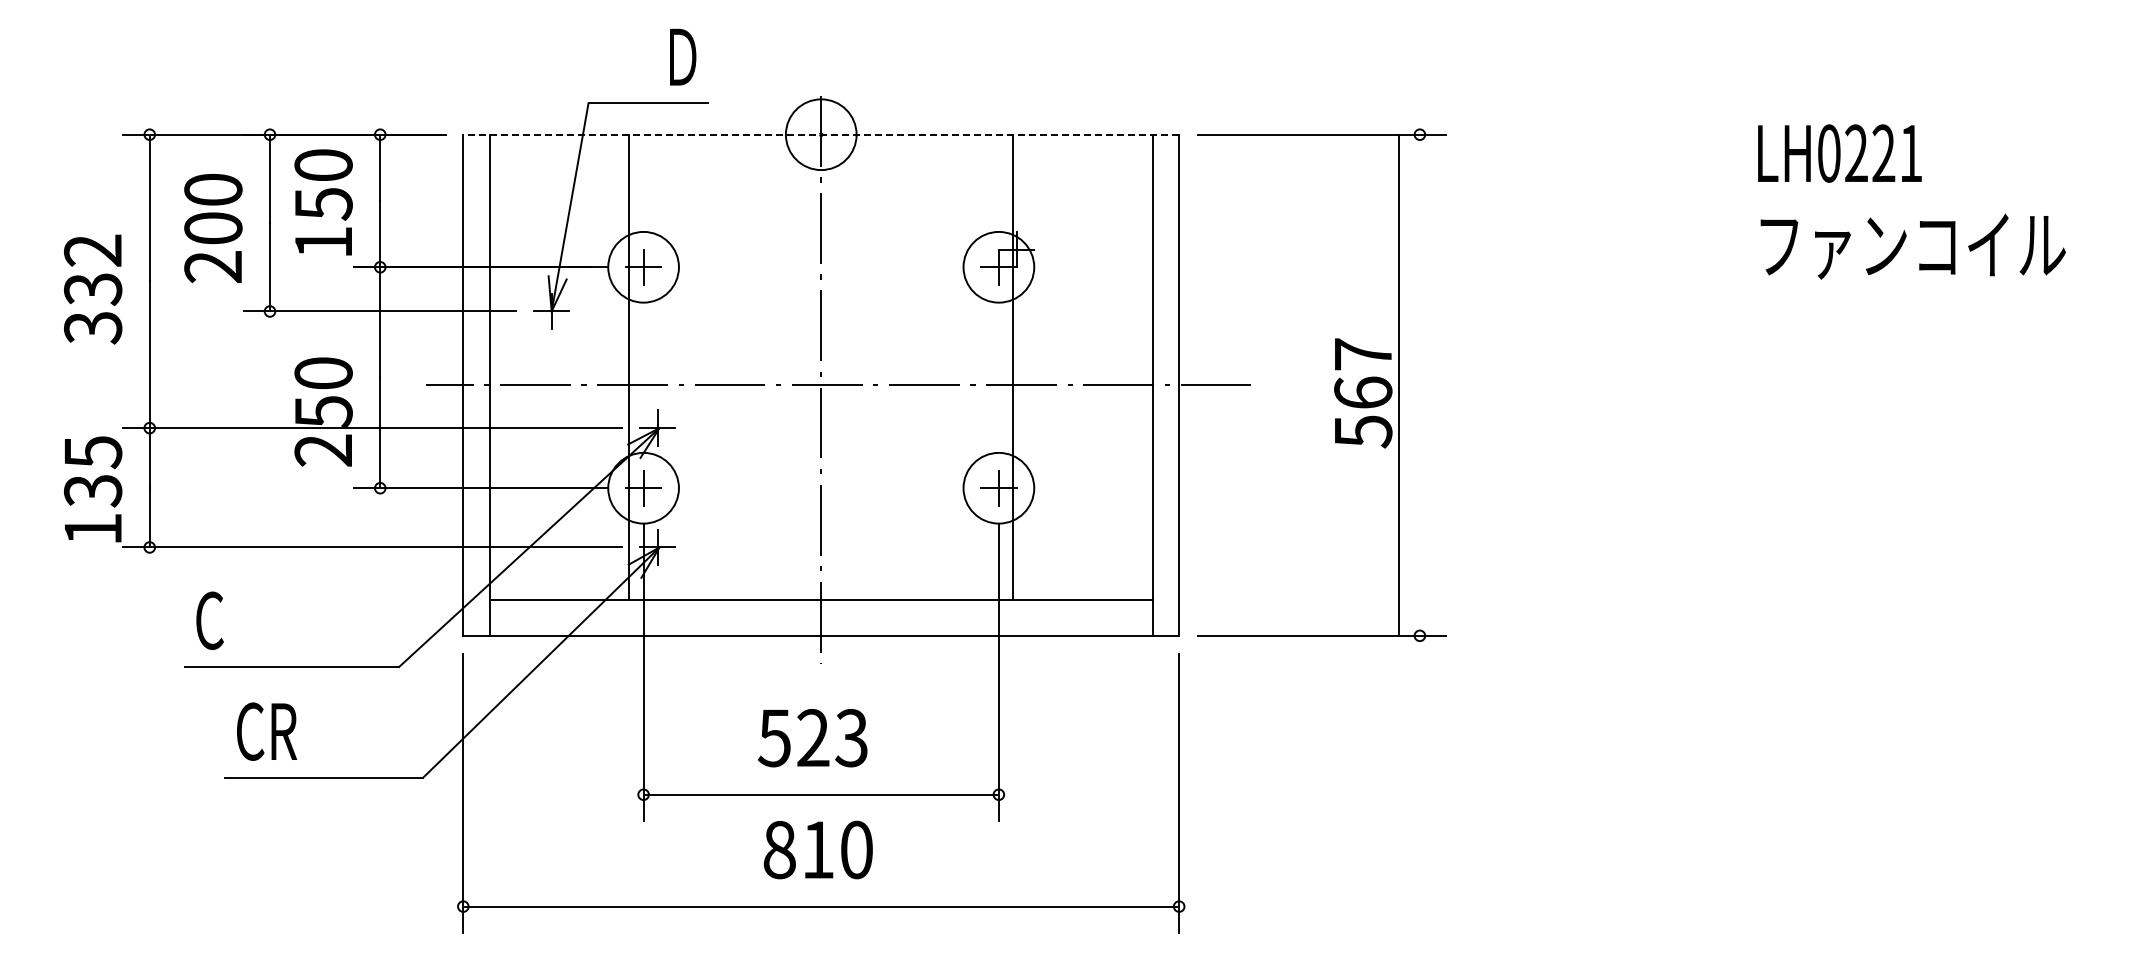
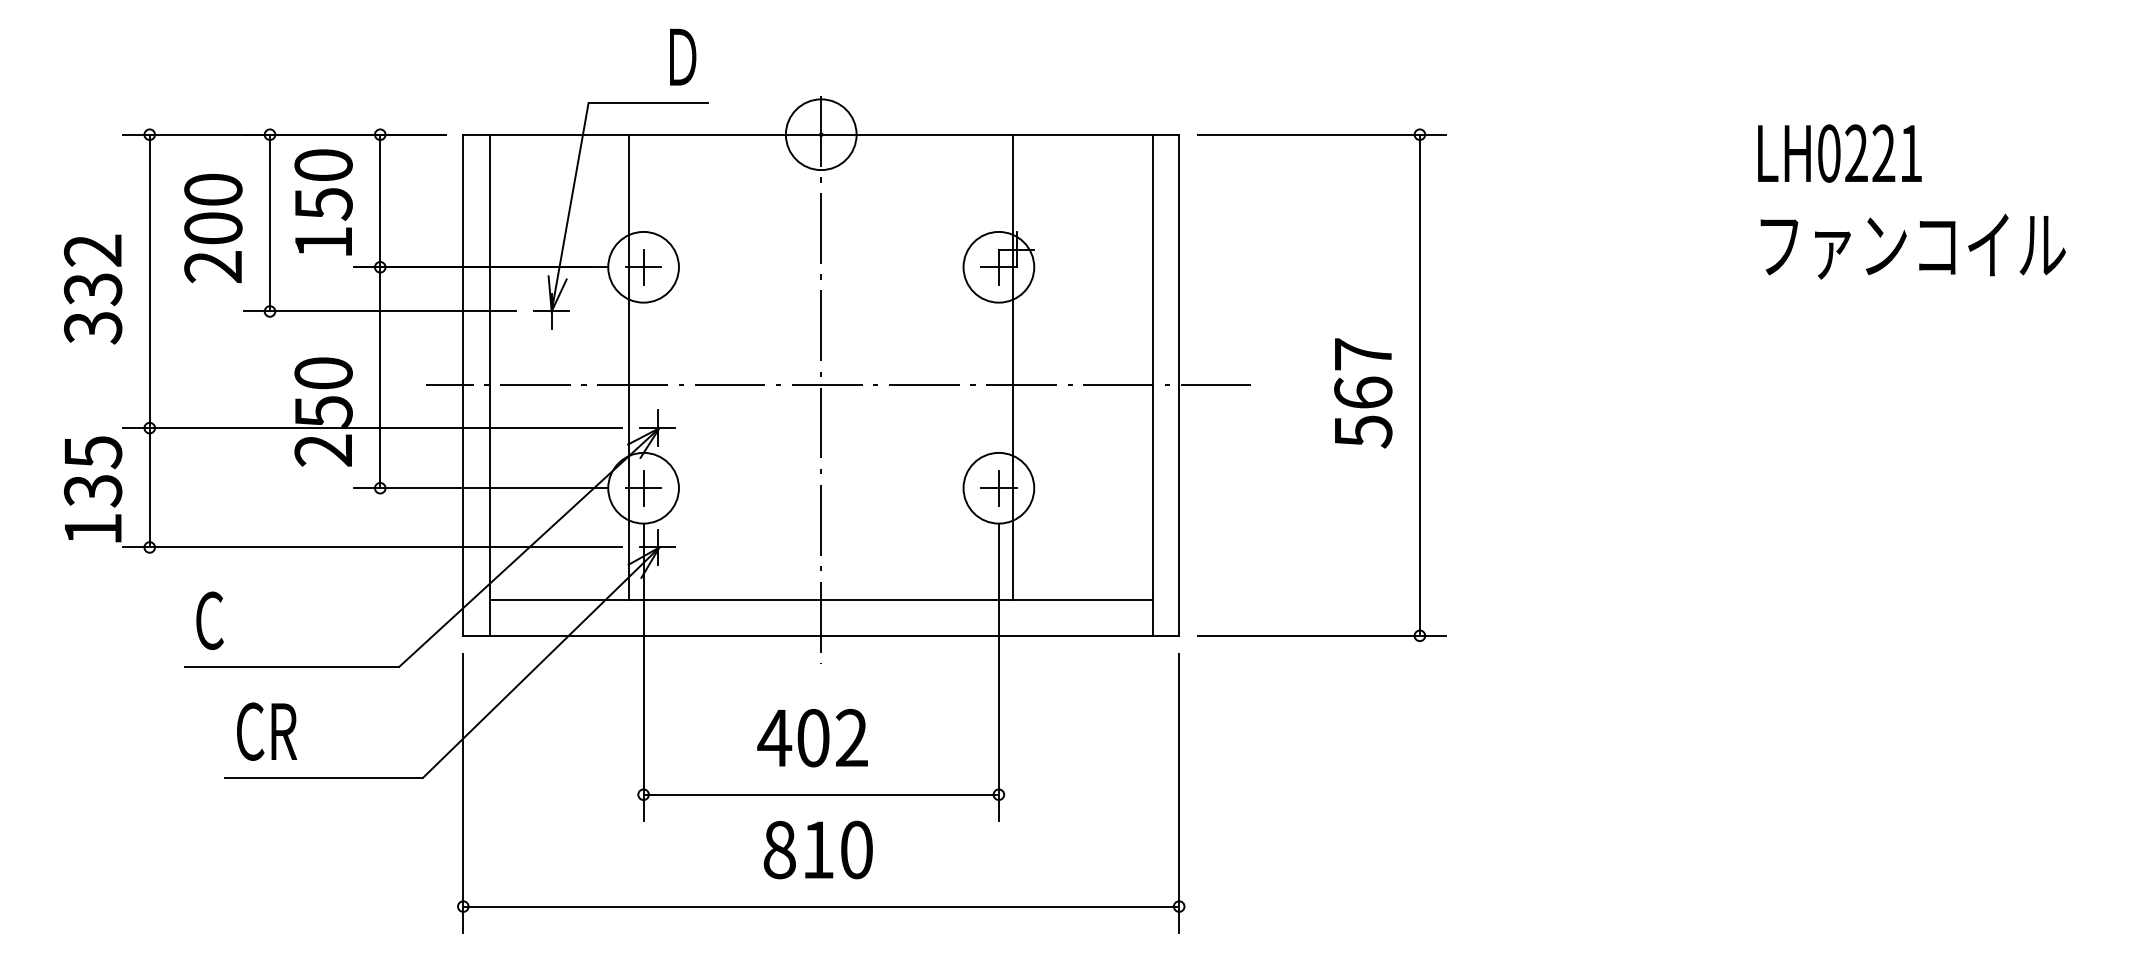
line: dashed -> solid (821, 134)
line position: (1398, 385) -> (1419, 385) (1419, 385)
text: 523 -> 402 (812, 738)
